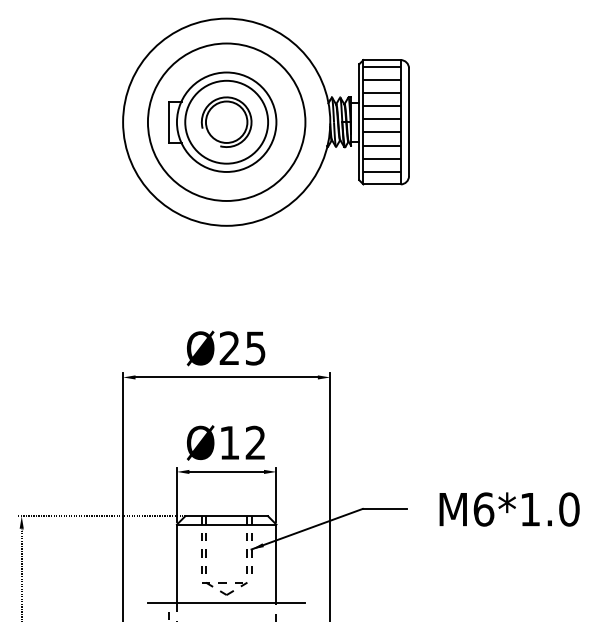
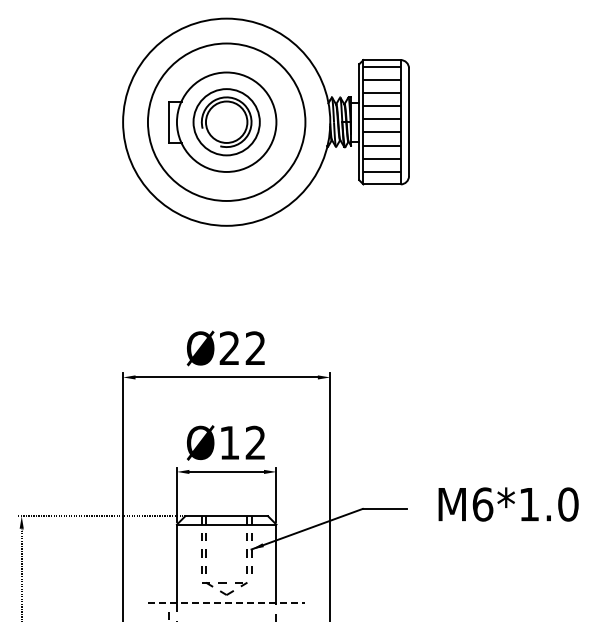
circle diameter: 83 px -> 66 px (226, 122)
text: Ø25 -> Ø22 (255, 348)
text position: (509, 509) -> (508, 504) (508, 504)
line: solid -> dashed (226, 603)
